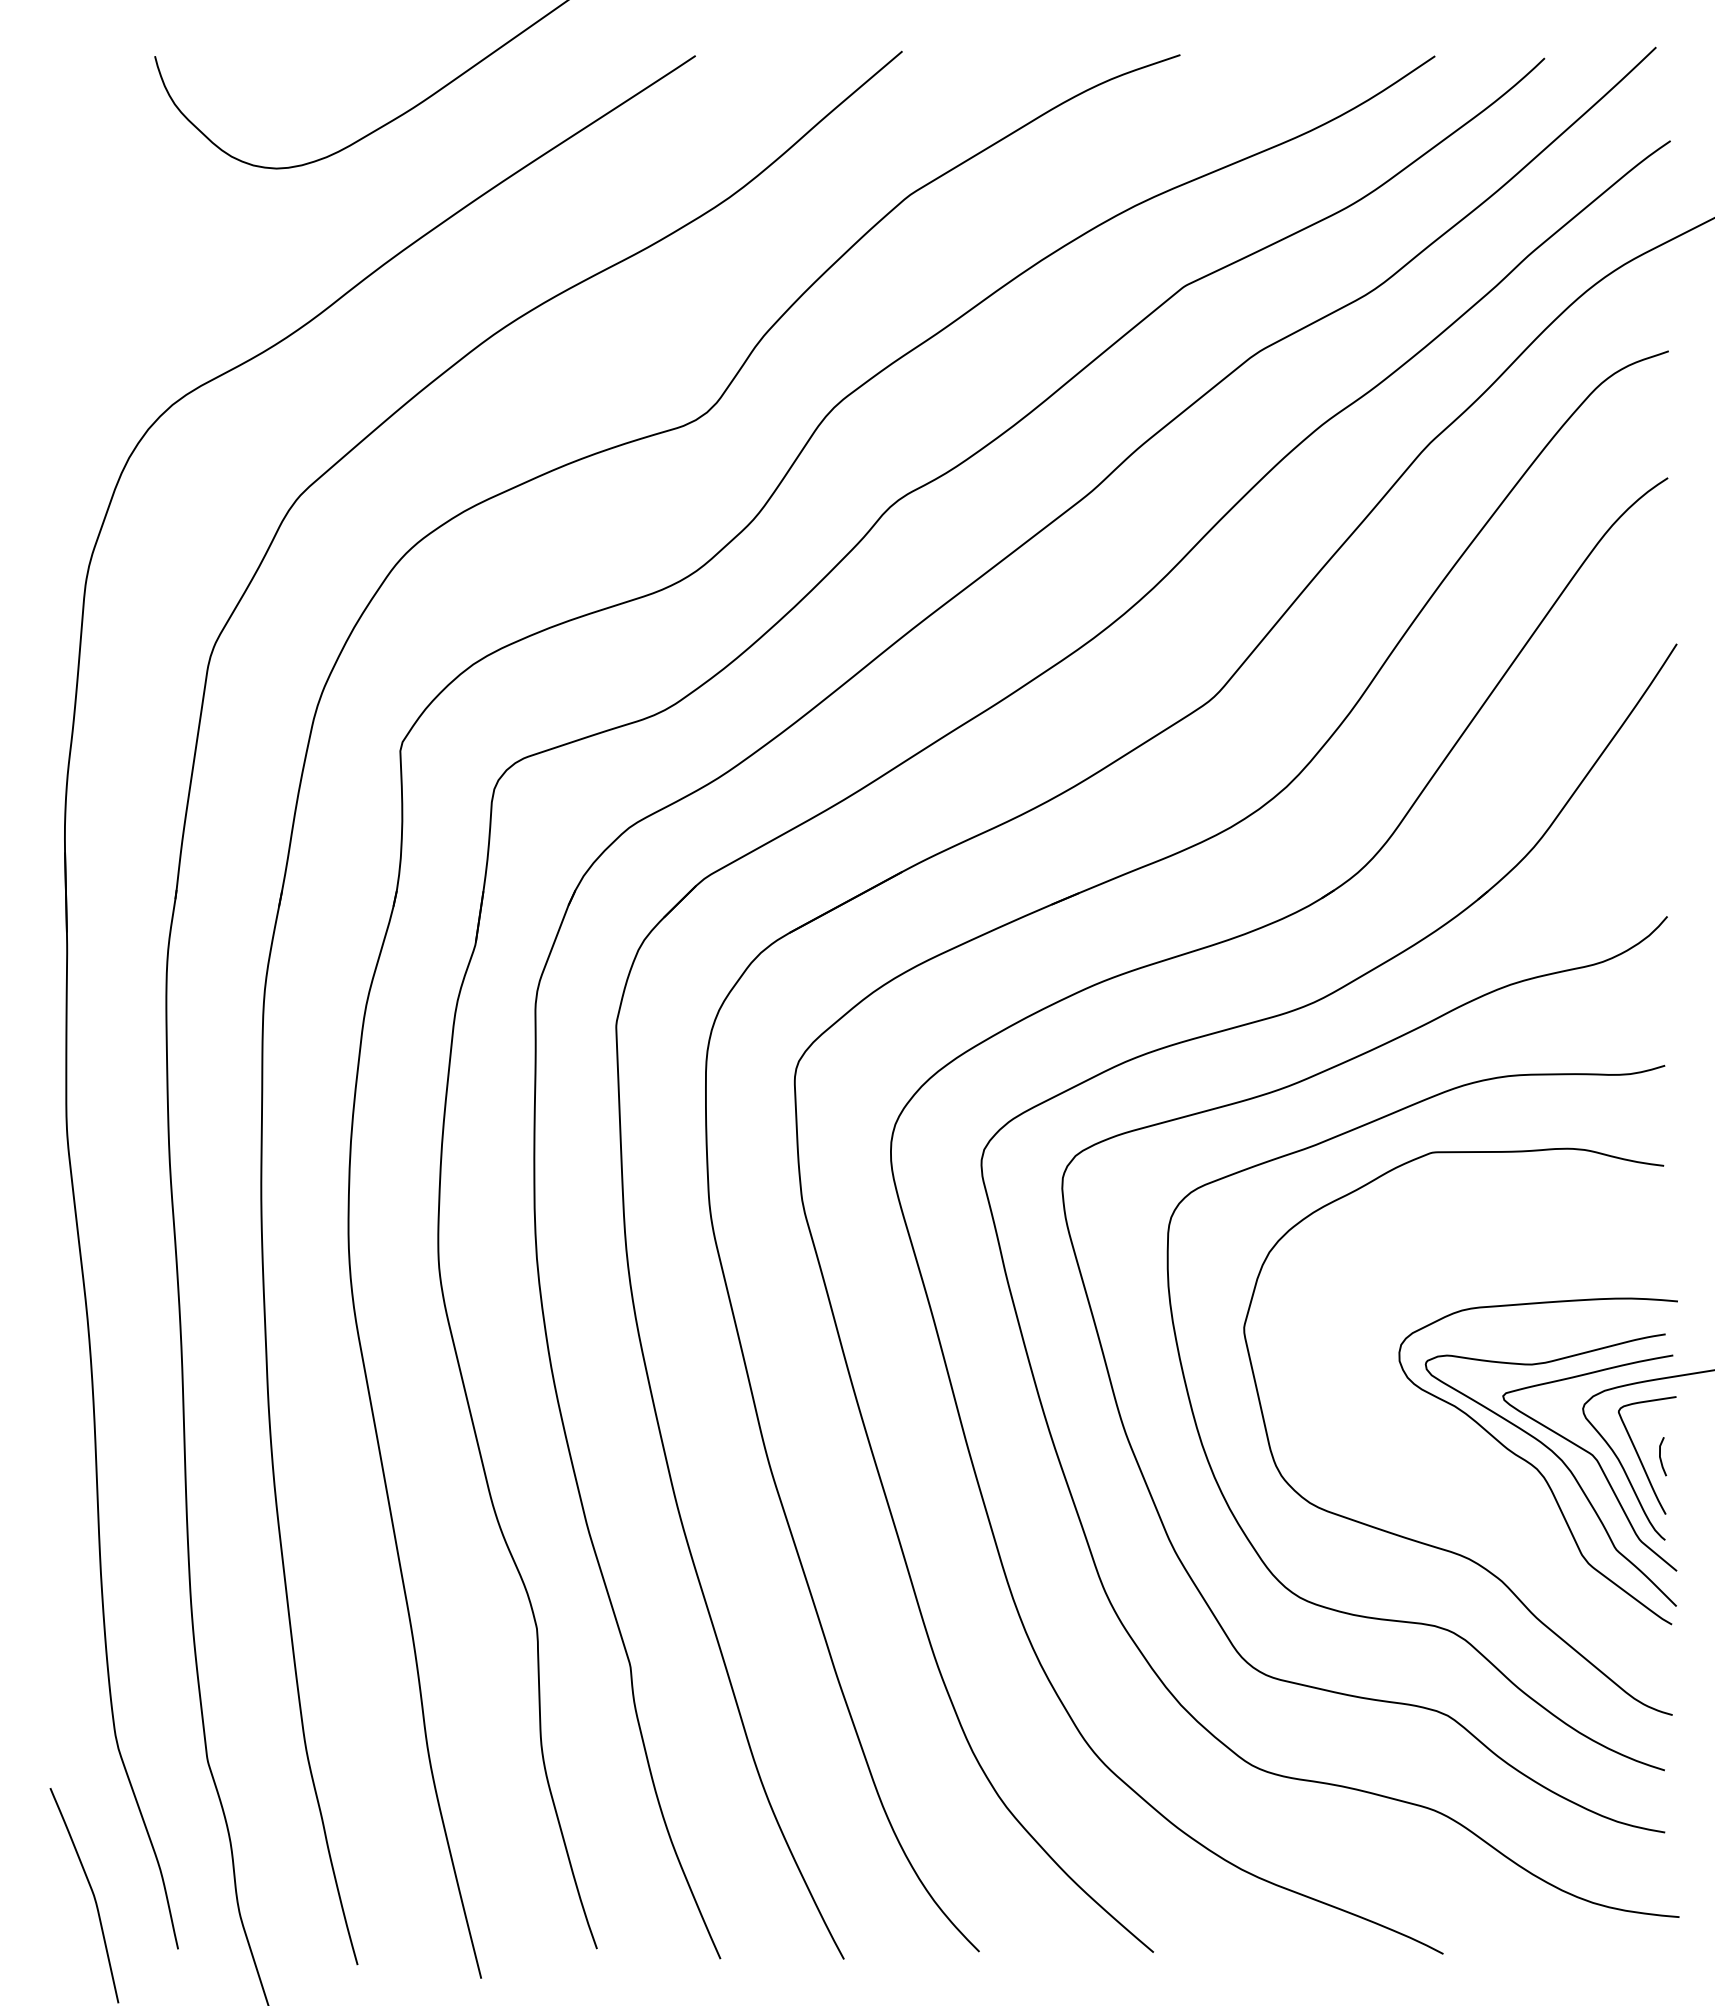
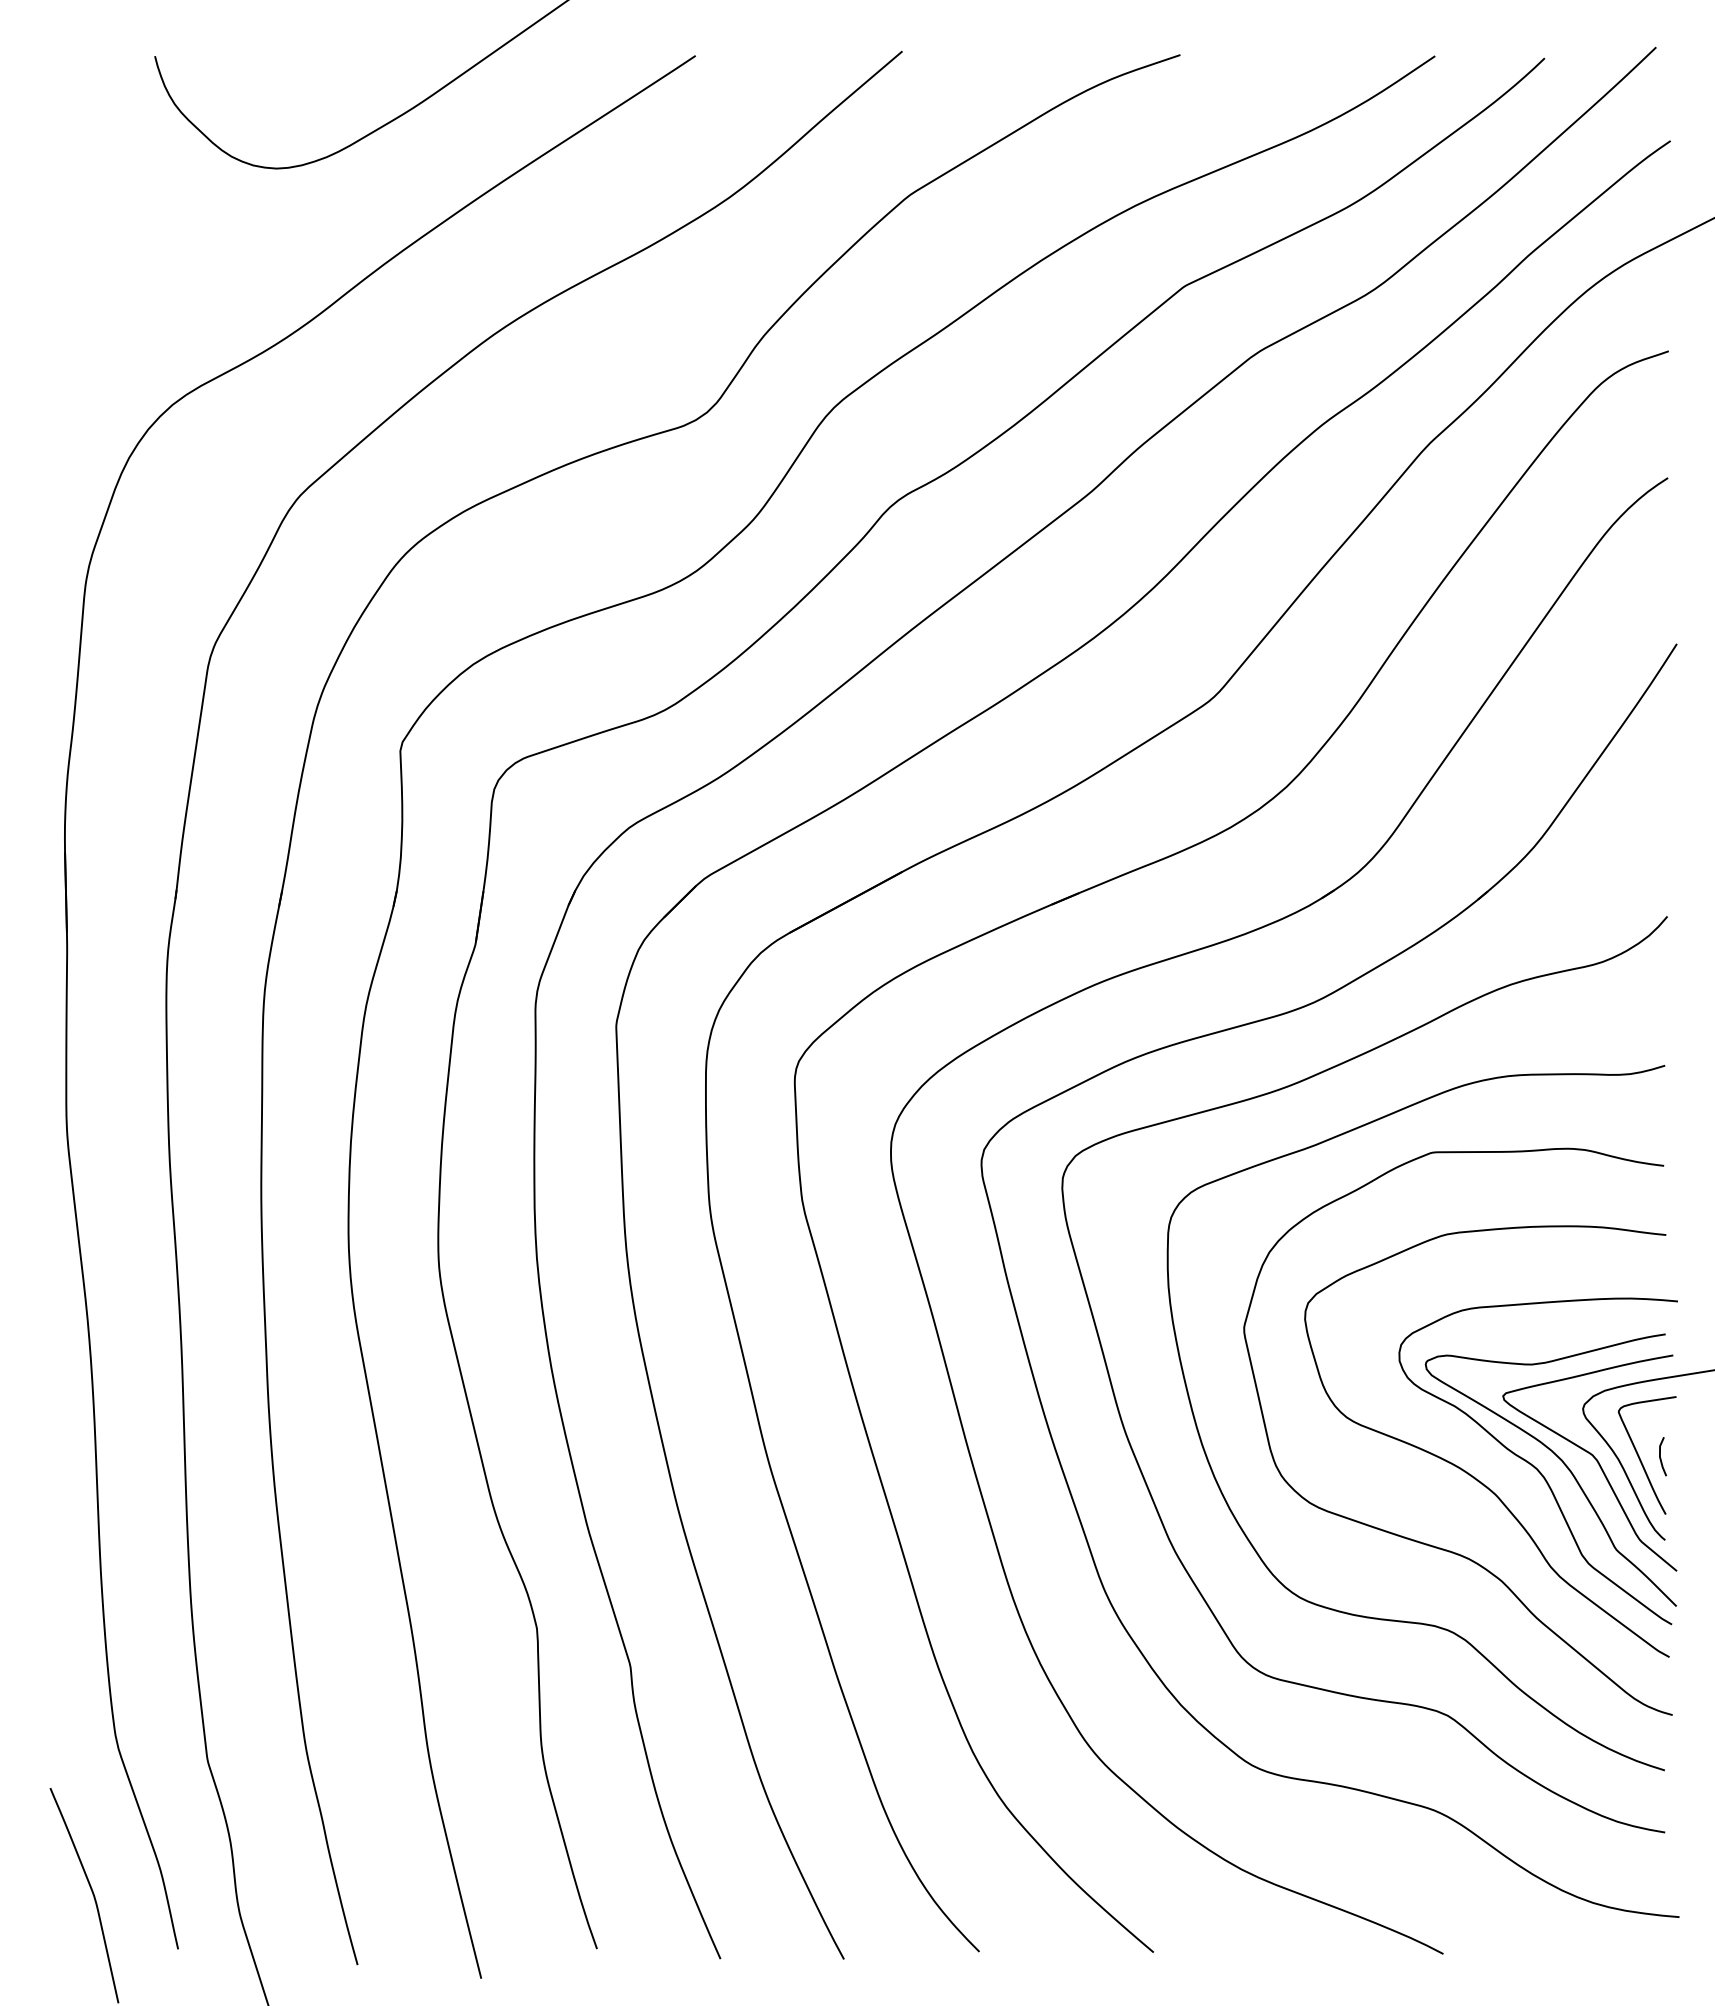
curve: none -> present (1465, 1470)
